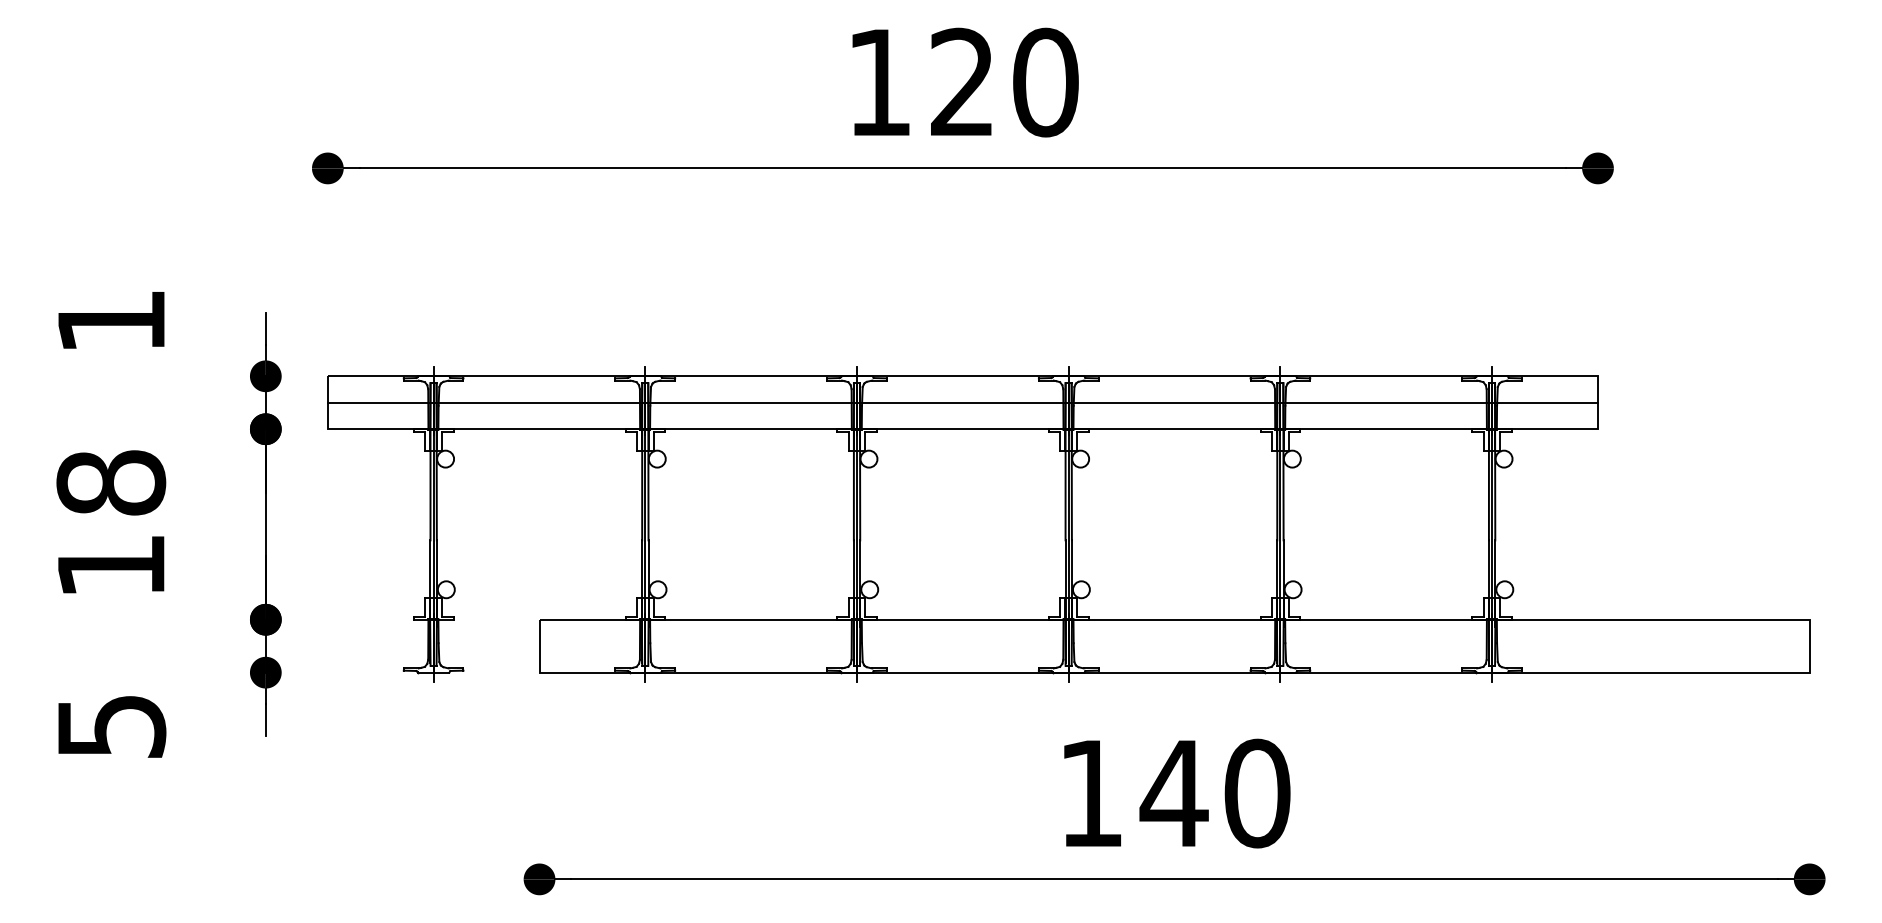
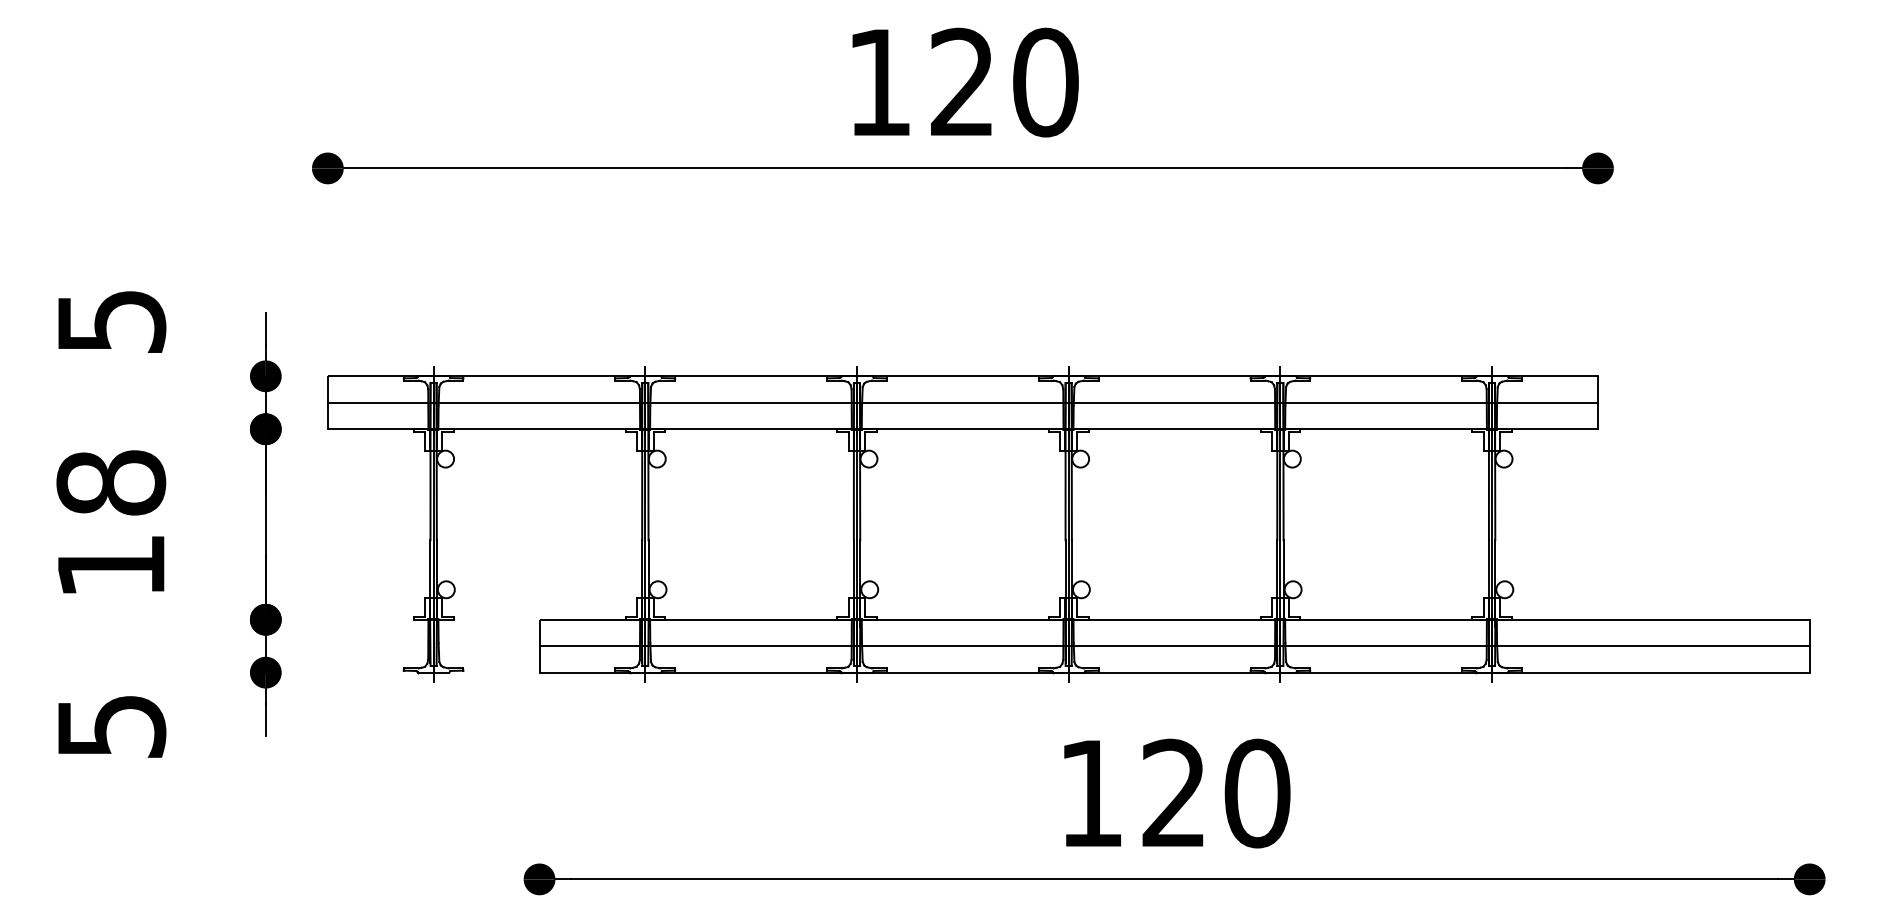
text: 1 -> 5 (112, 321)
line: none -> present (1174, 646)
text: 140 -> 120 (1173, 792)
